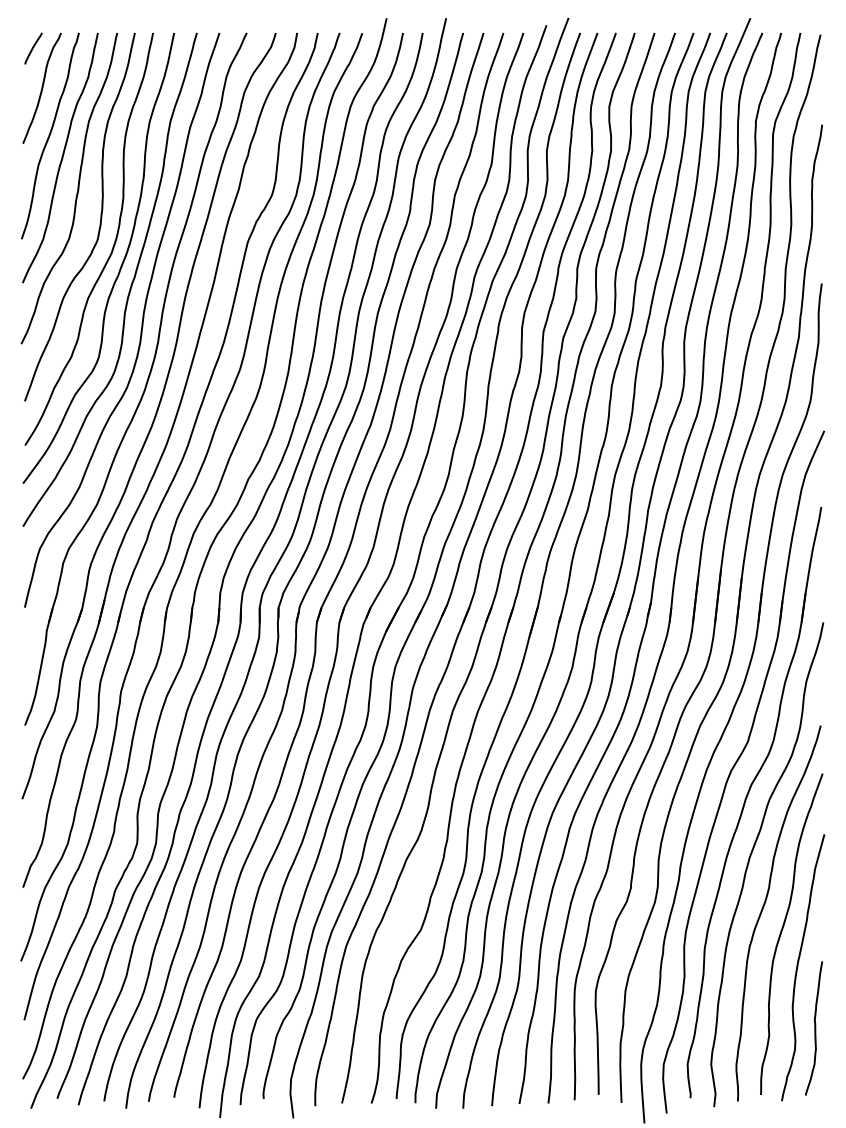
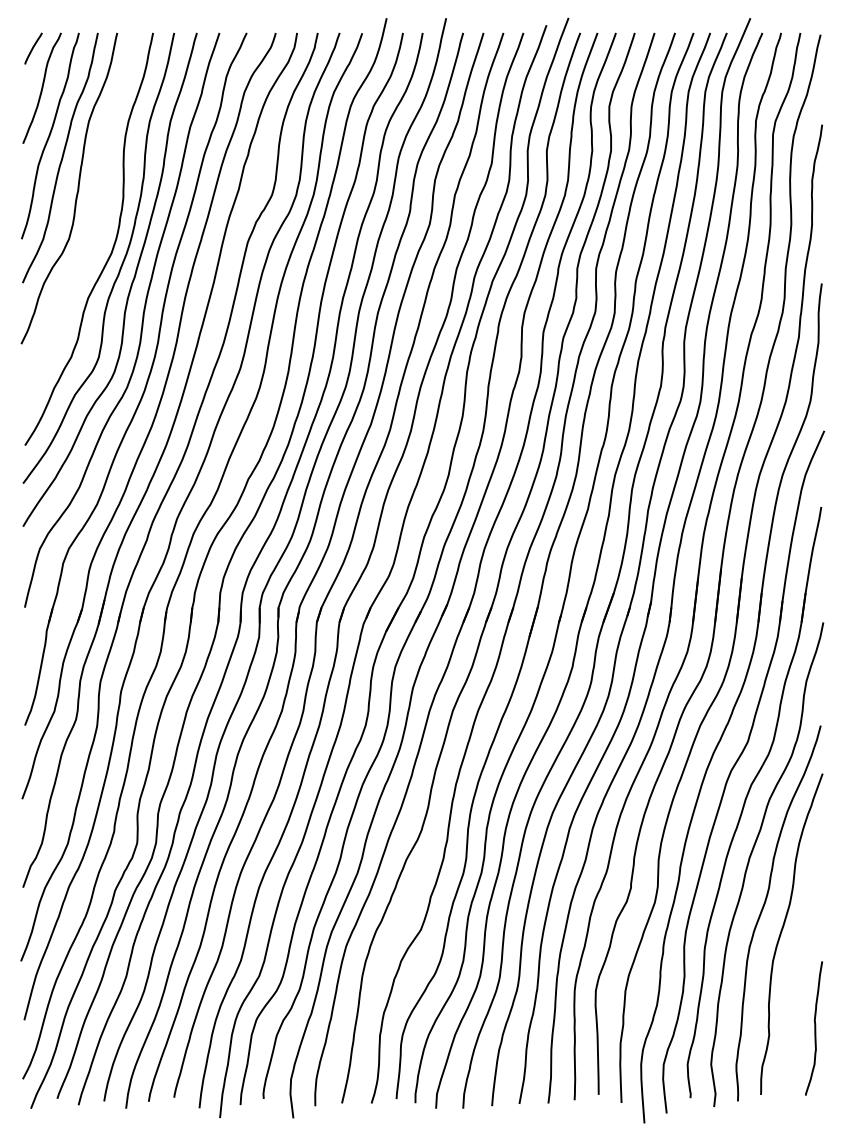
curve: present -> none (100, 216)
curve: present -> none (798, 967)
